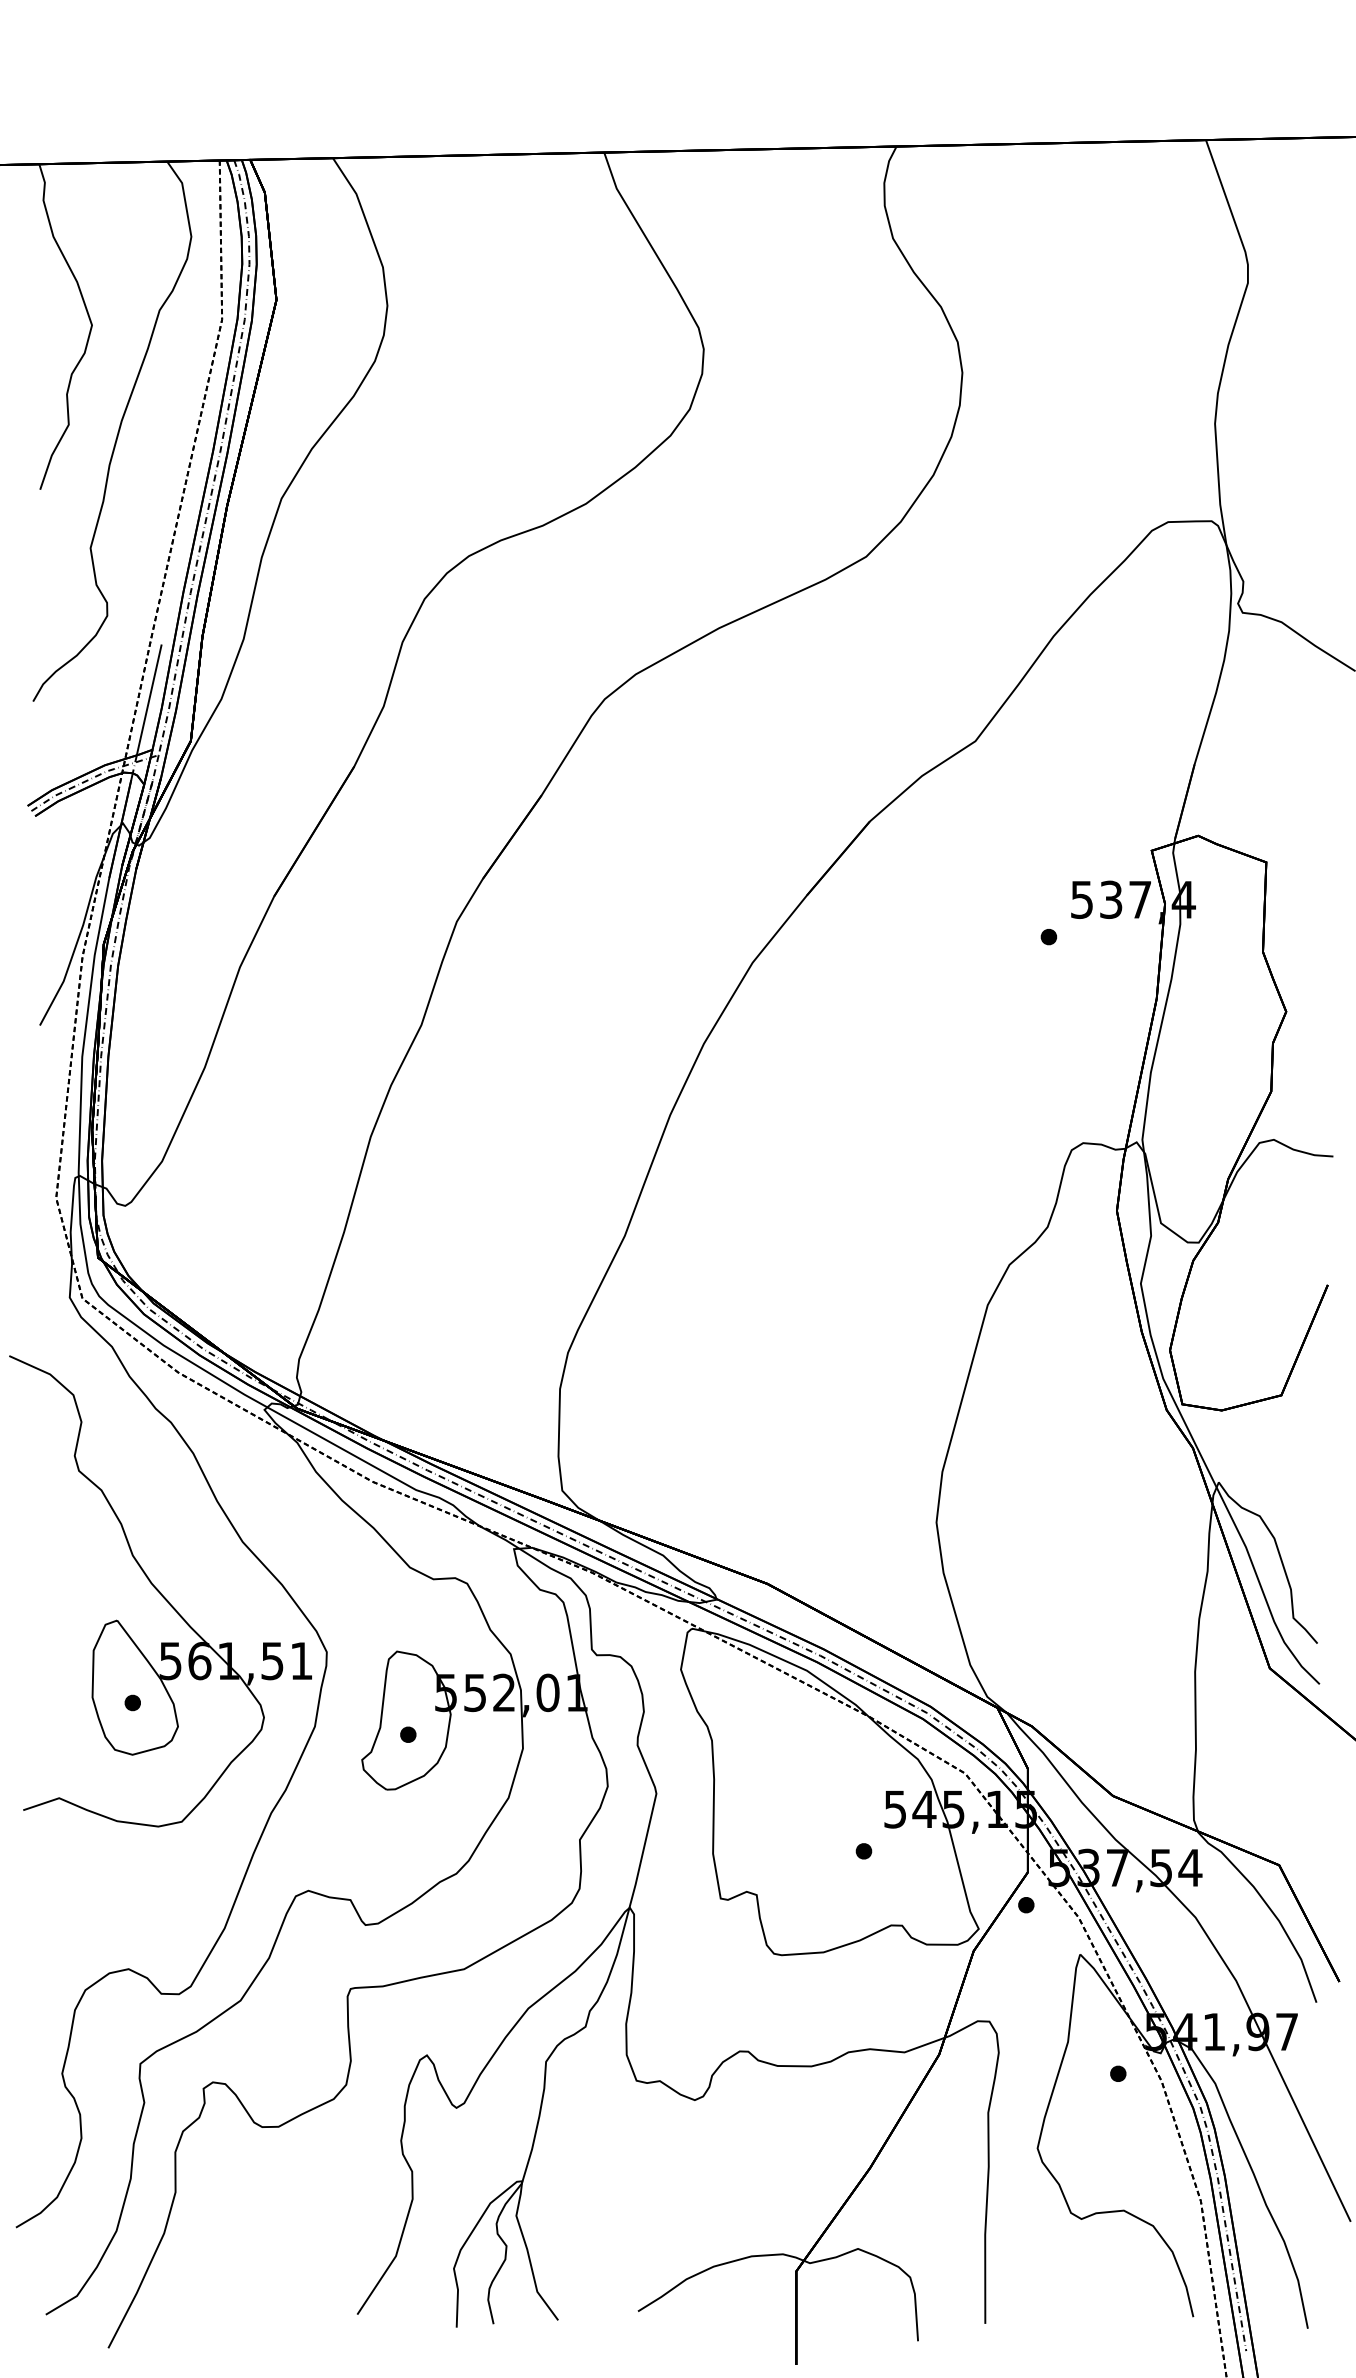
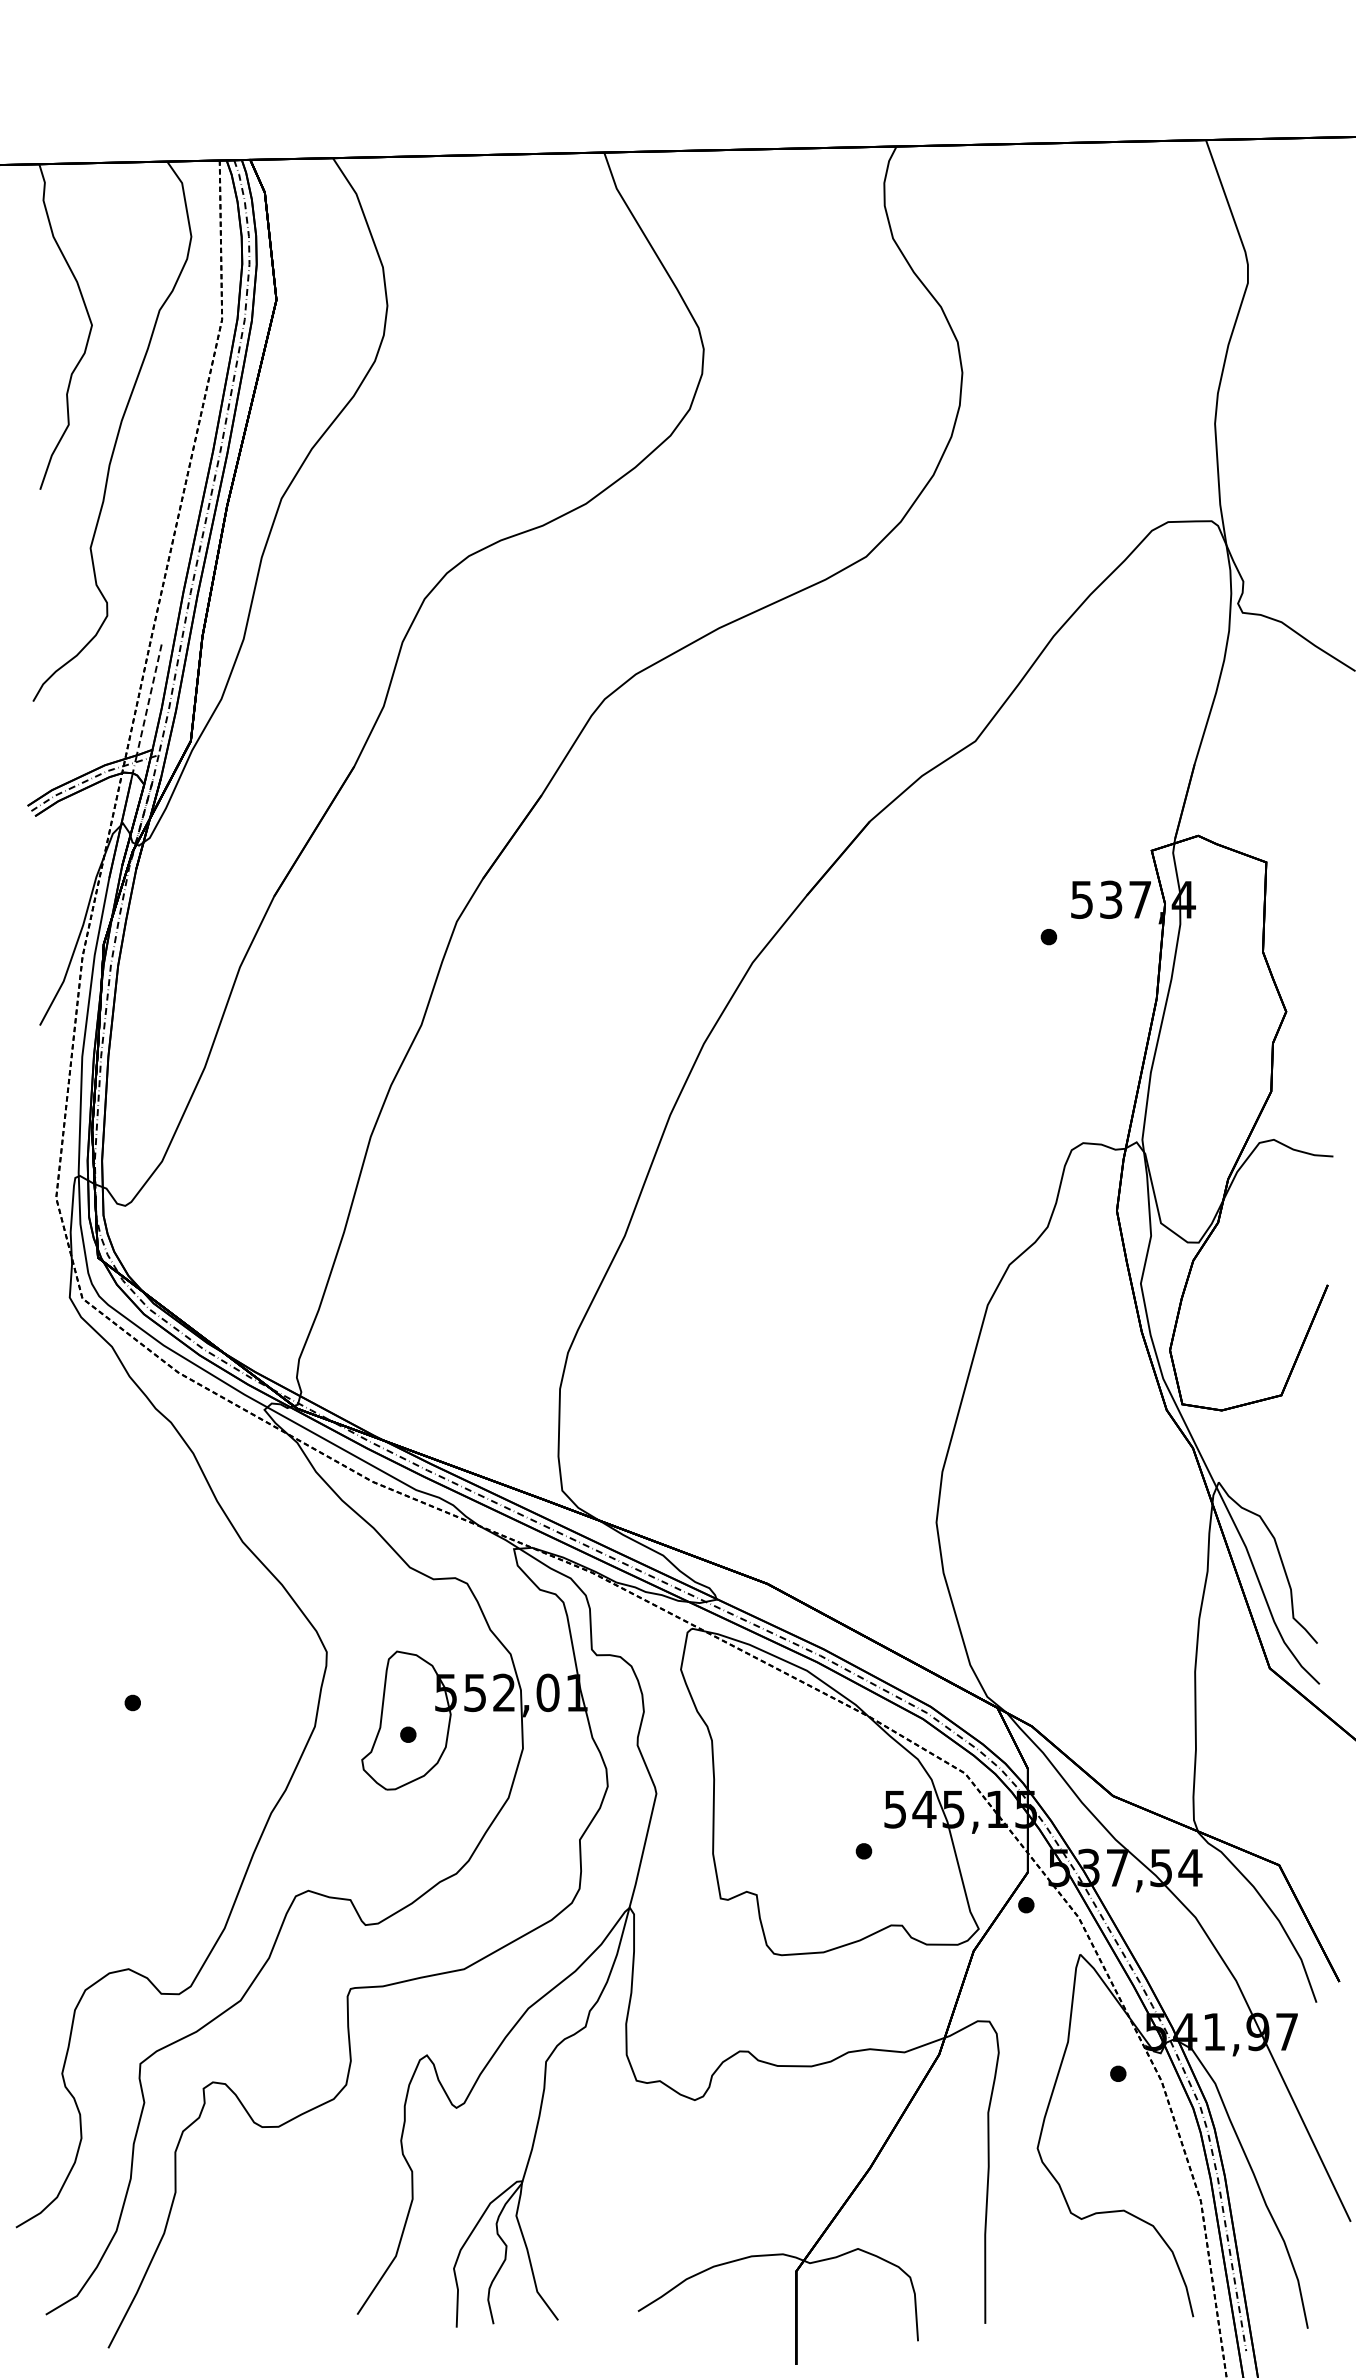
line: solid -> dashed (149, 700)
part: present -> none (160, 1591)
